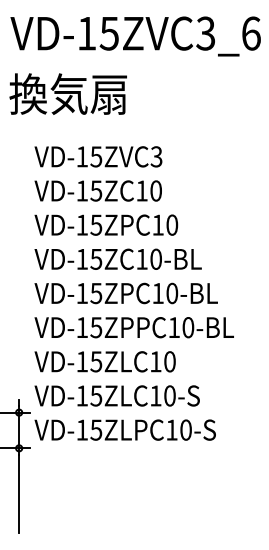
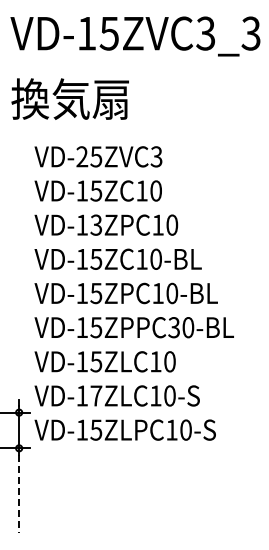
text: VD-15ZVC3_6 -> VD-15ZVC3_3 (250, 33)
text position: (67, 93) -> (69, 98) (69, 98)
text: VD-15ZVC3 -> VD-25ZVC3 (82, 156)
text: VD-15ZPC10 -> VD-13ZPC10 (96, 224)
text: VD-15ZPPC10-BL -> VD-15ZPPC30-BL (173, 327)
text: VD-15ZLC10-S -> VD-17ZLC10-S (96, 395)
line: solid -> dashed (19, 494)
